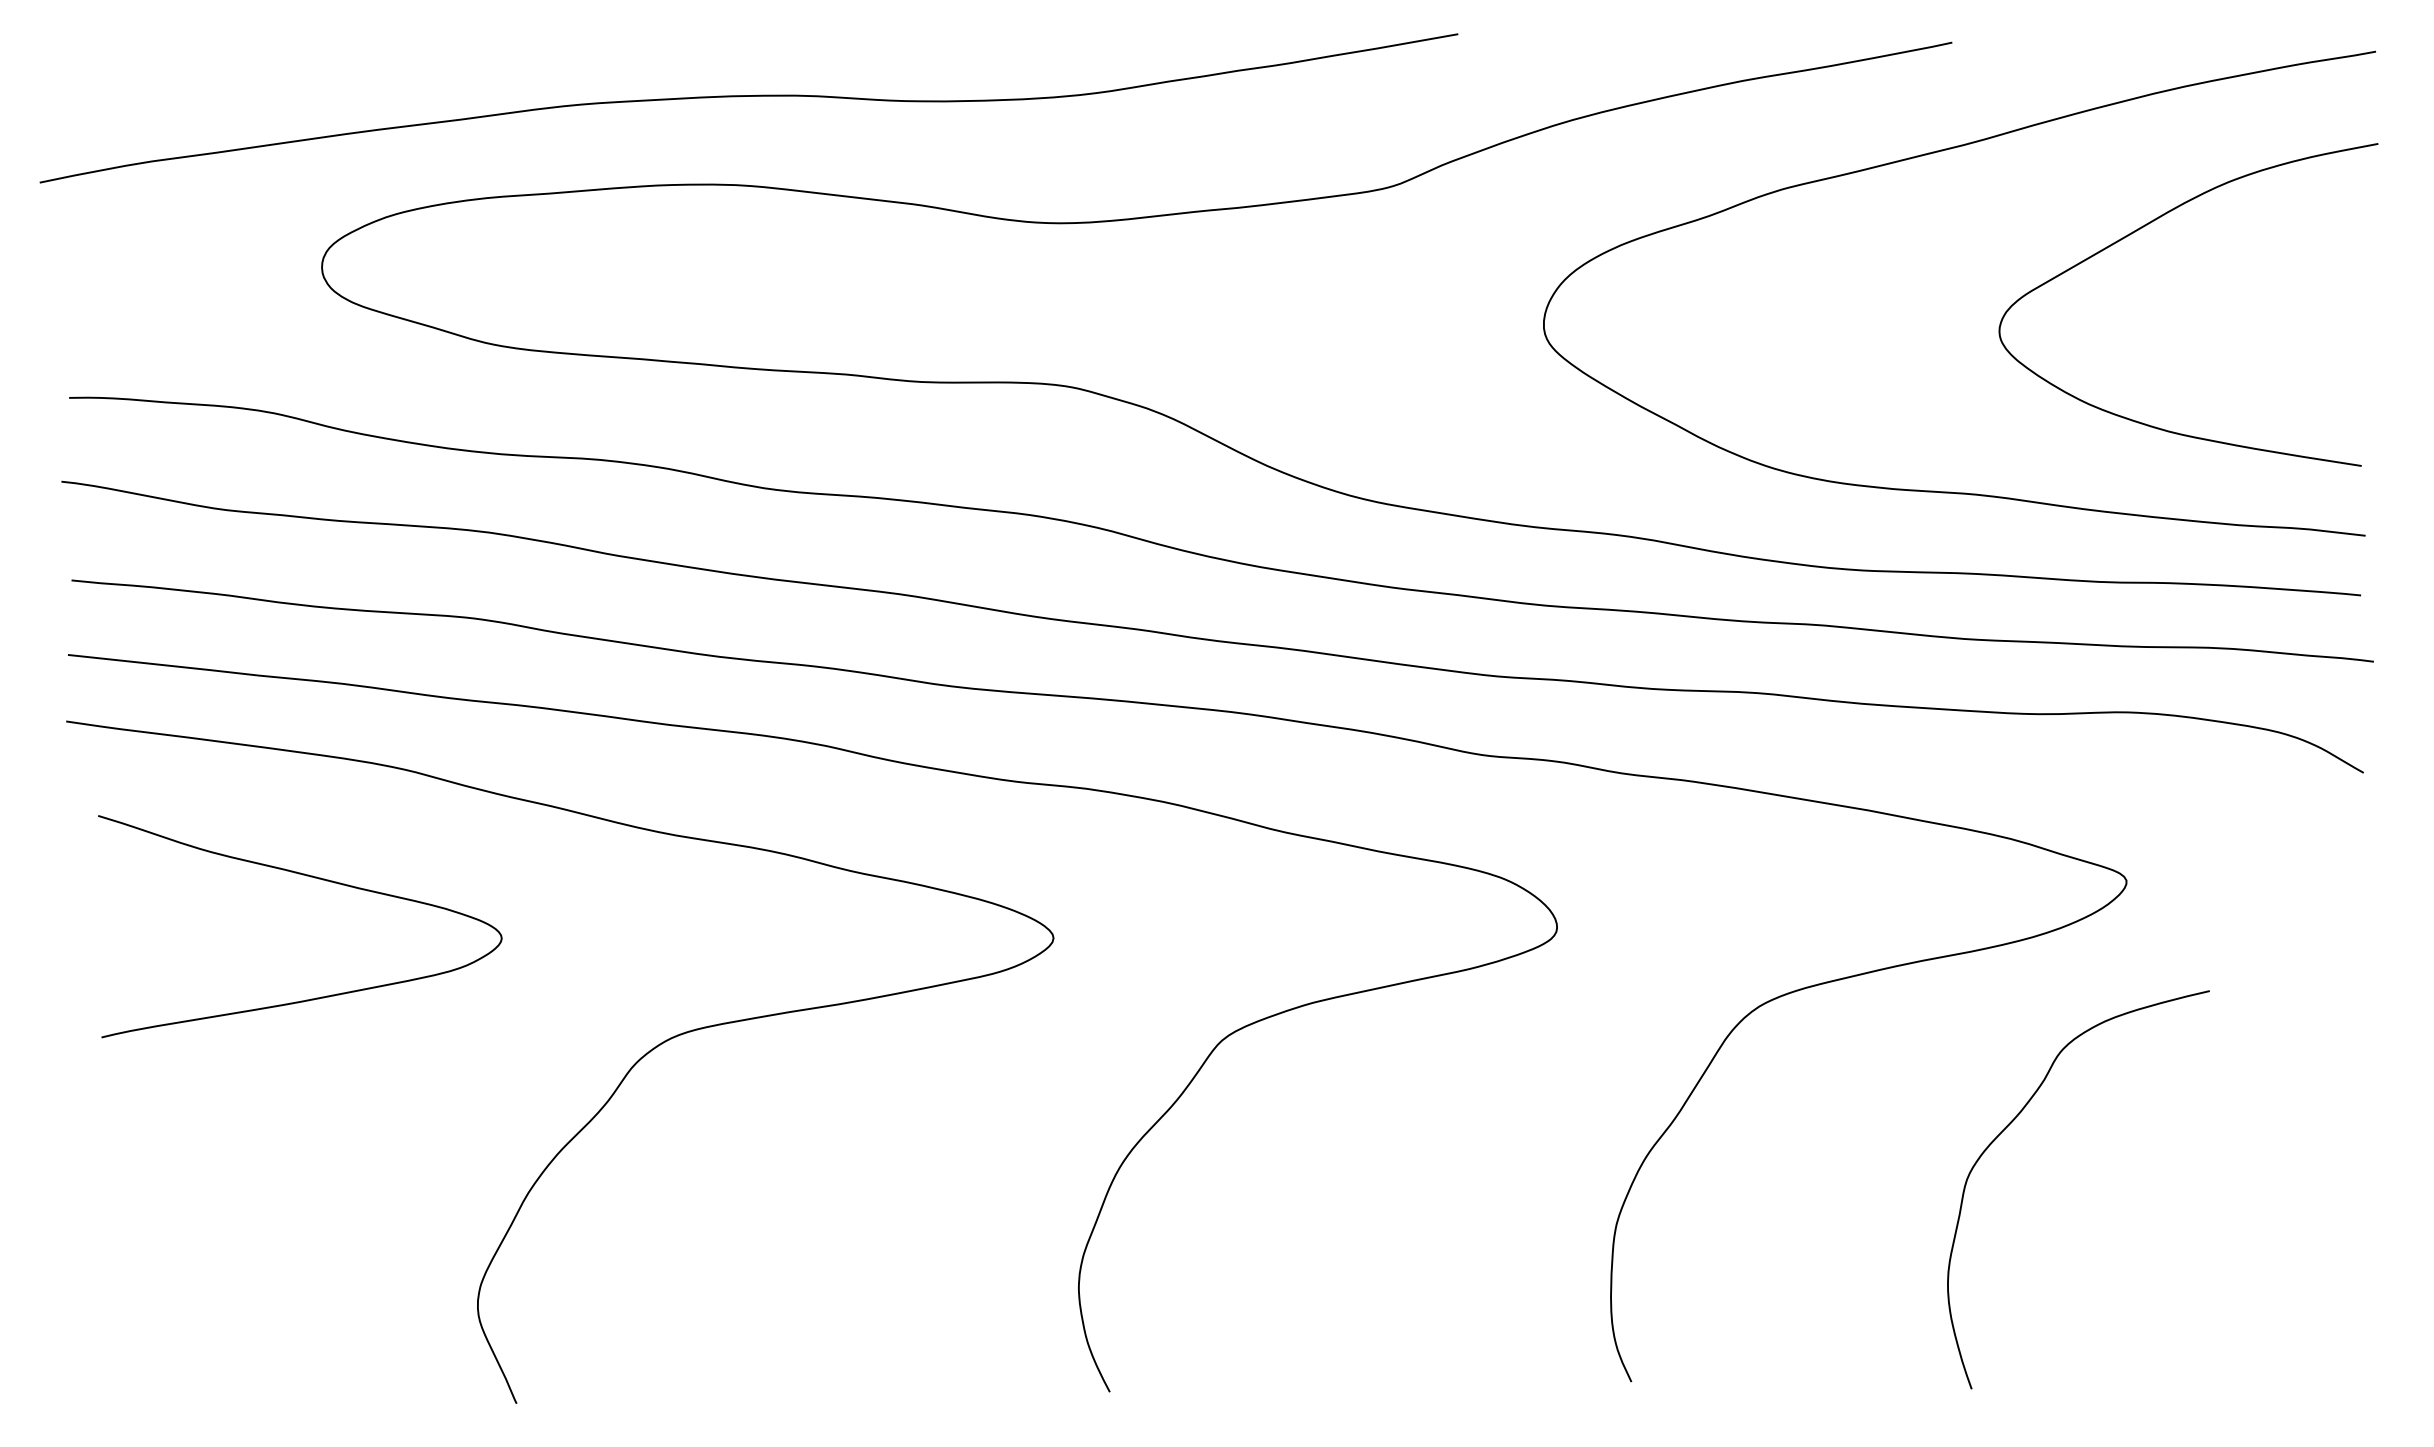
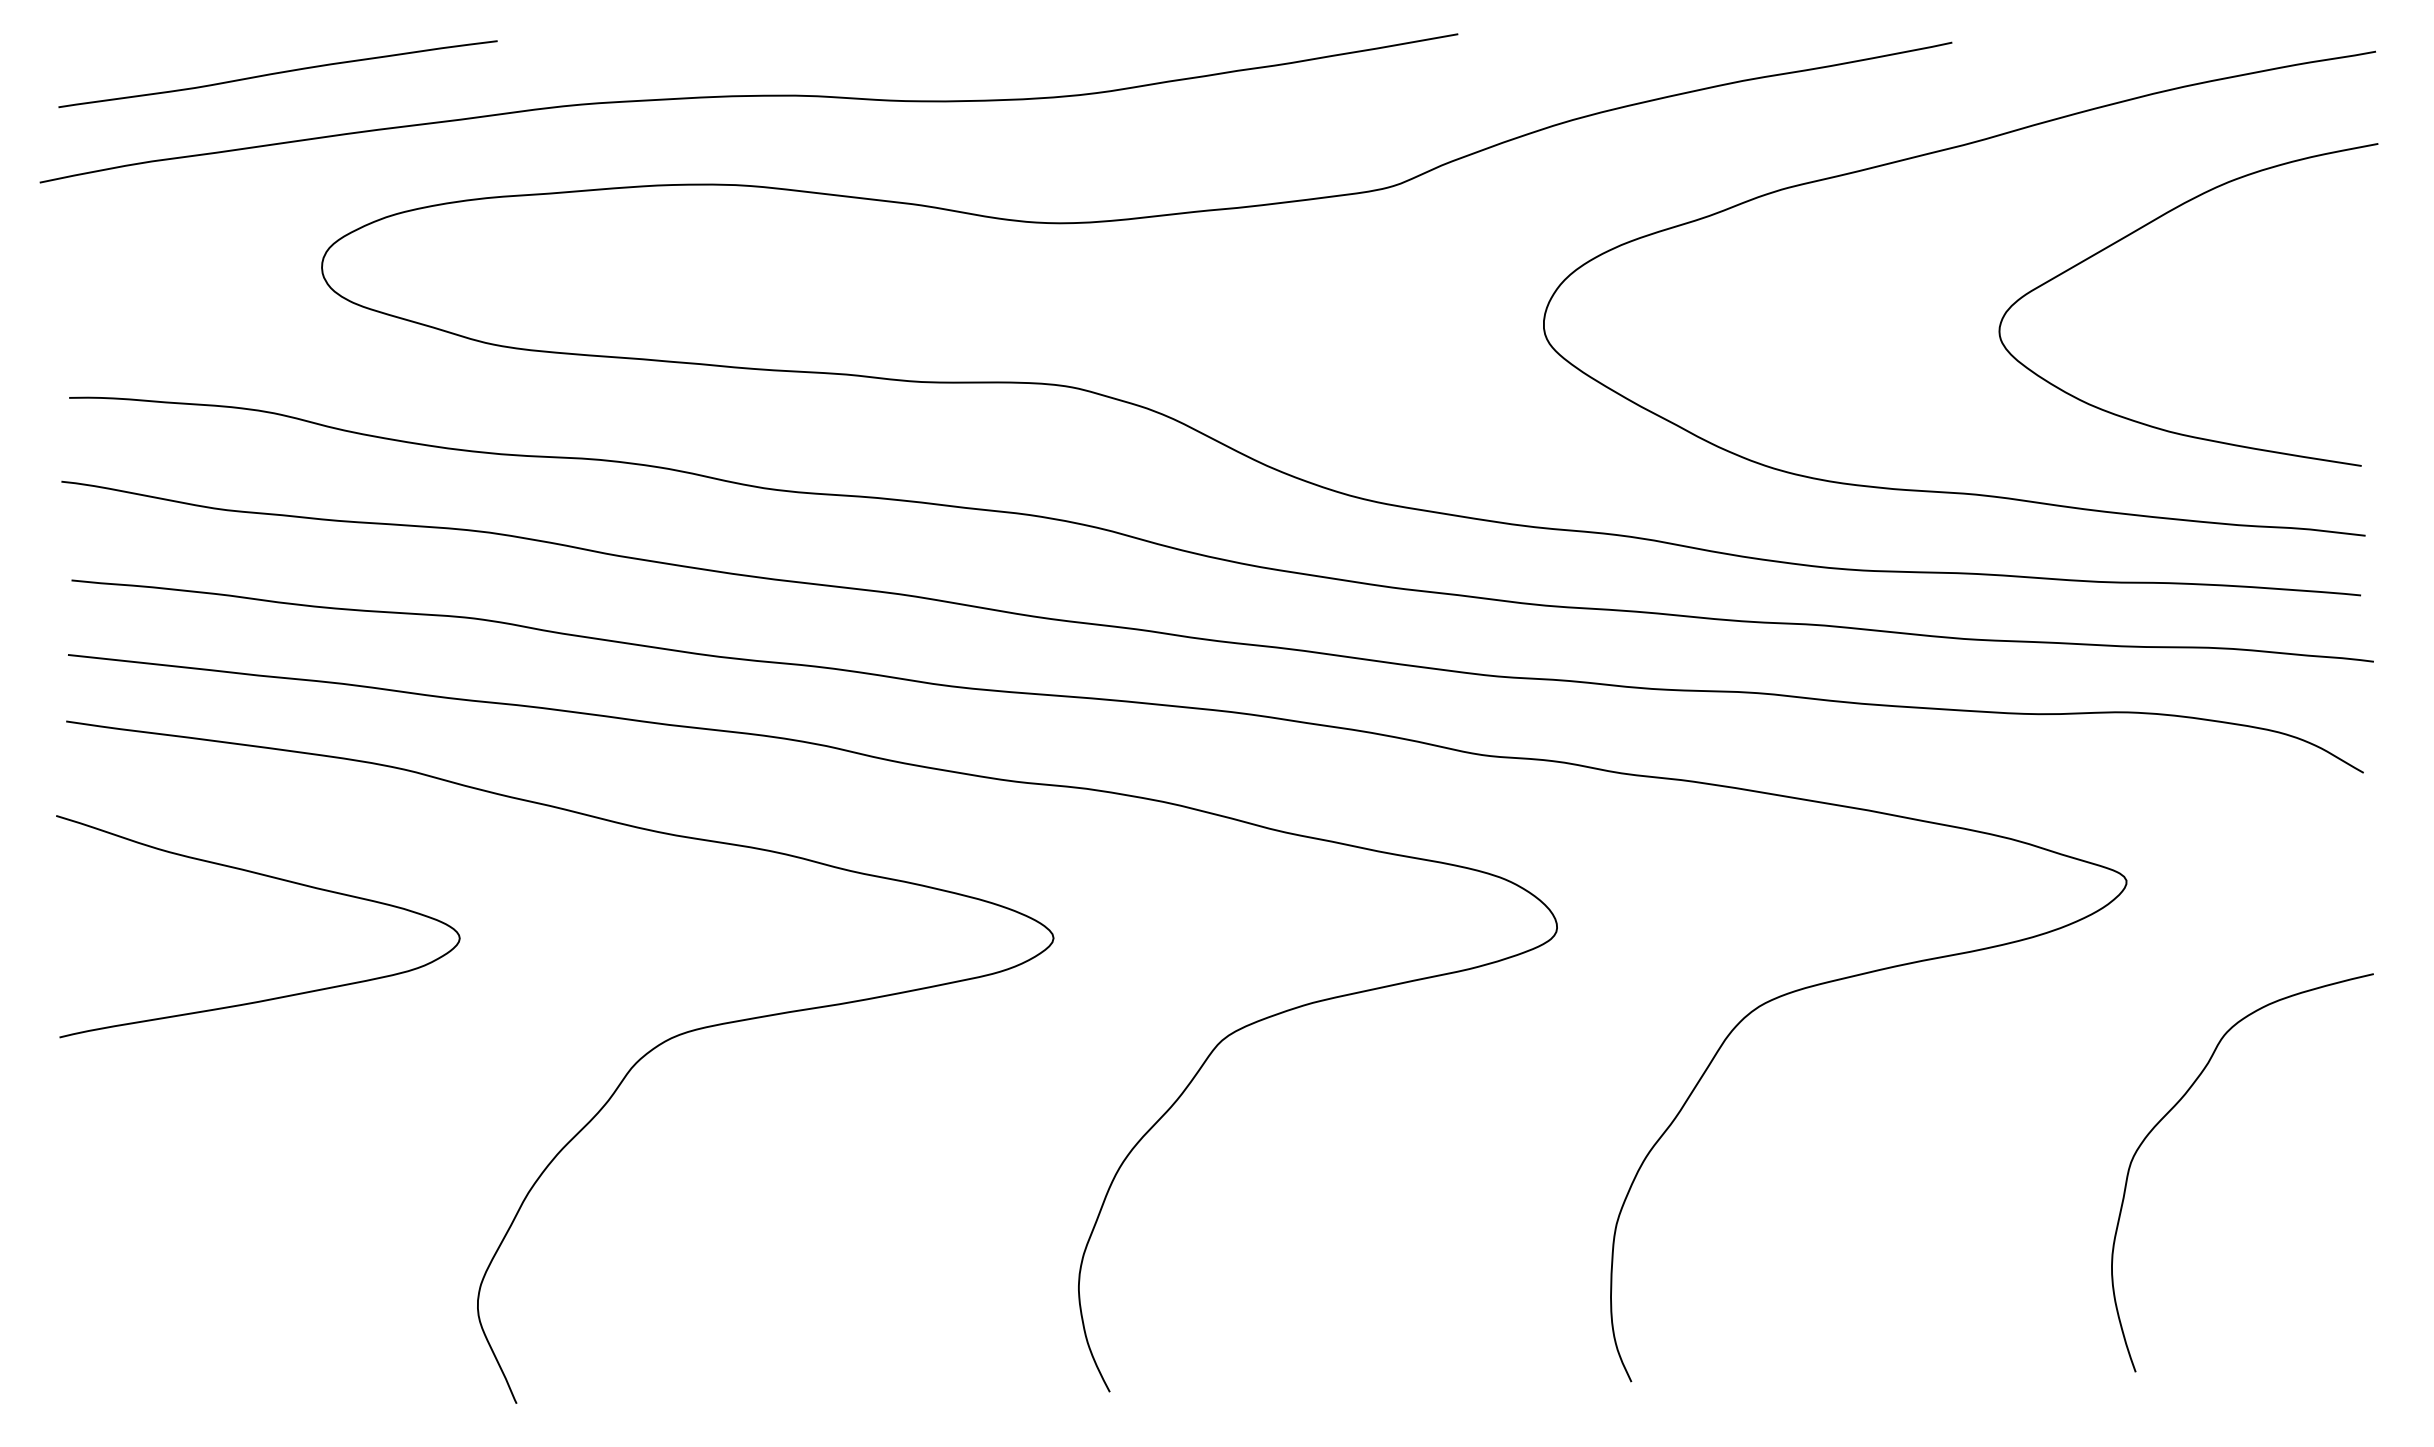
curve: none -> present (277, 73)
curve position: (314, 878) -> (272, 878) (272, 878)
curve position: (2012, 1122) -> (2176, 1105) (2176, 1105)
